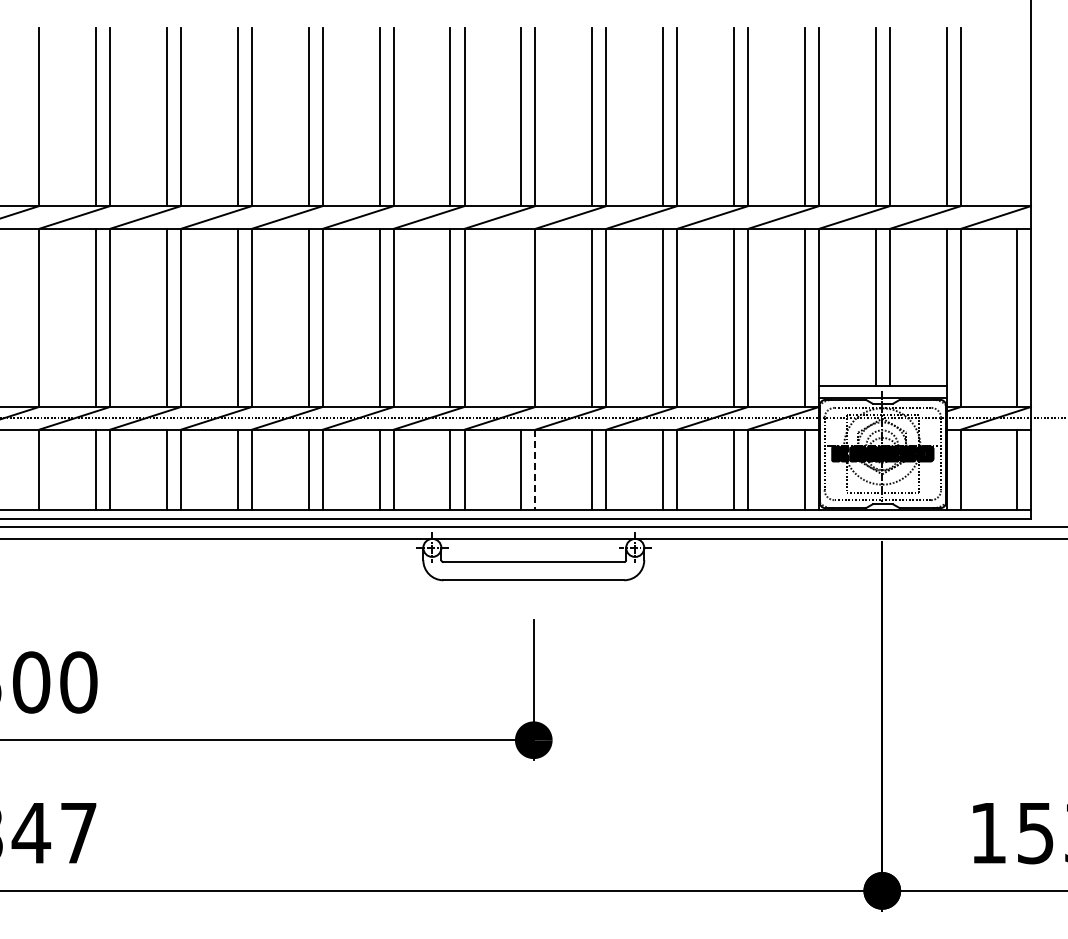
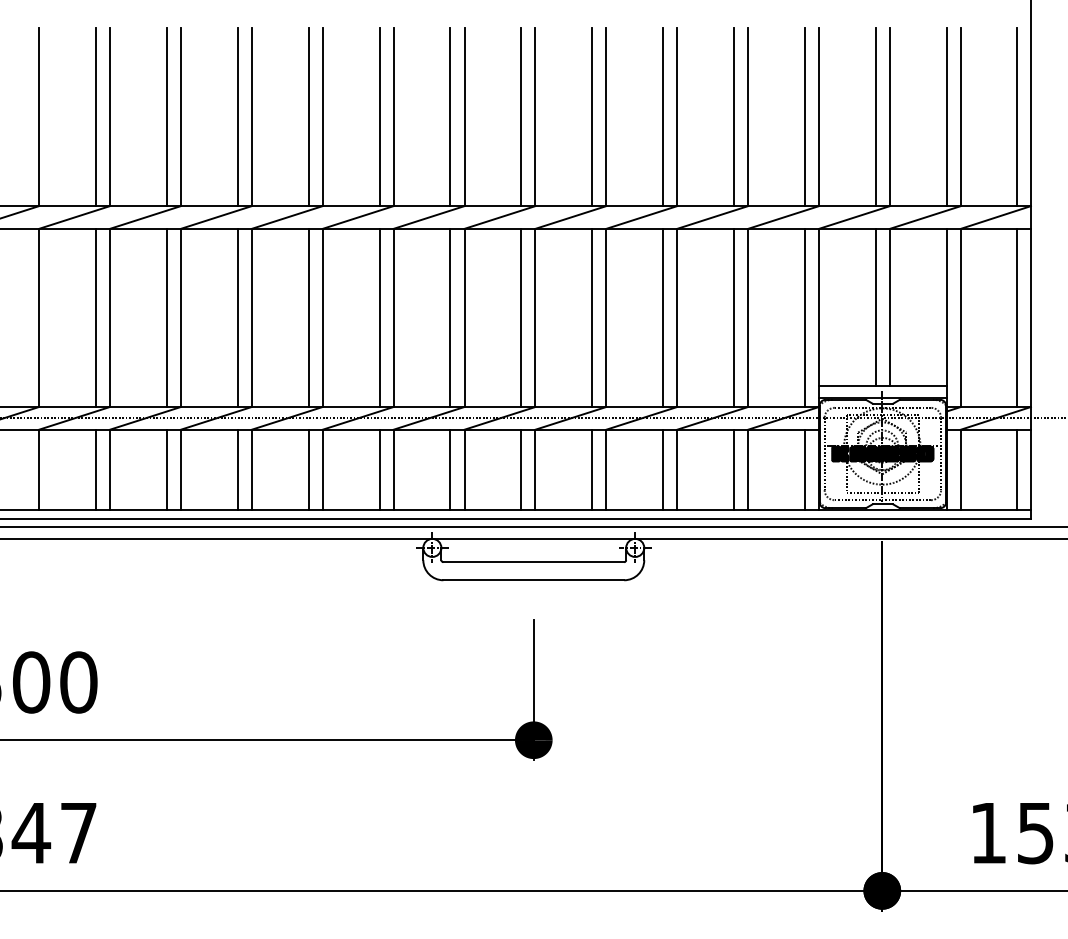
line: none -> present (1016, 117)
line: none -> present (521, 317)
line: dashed -> solid (535, 470)
